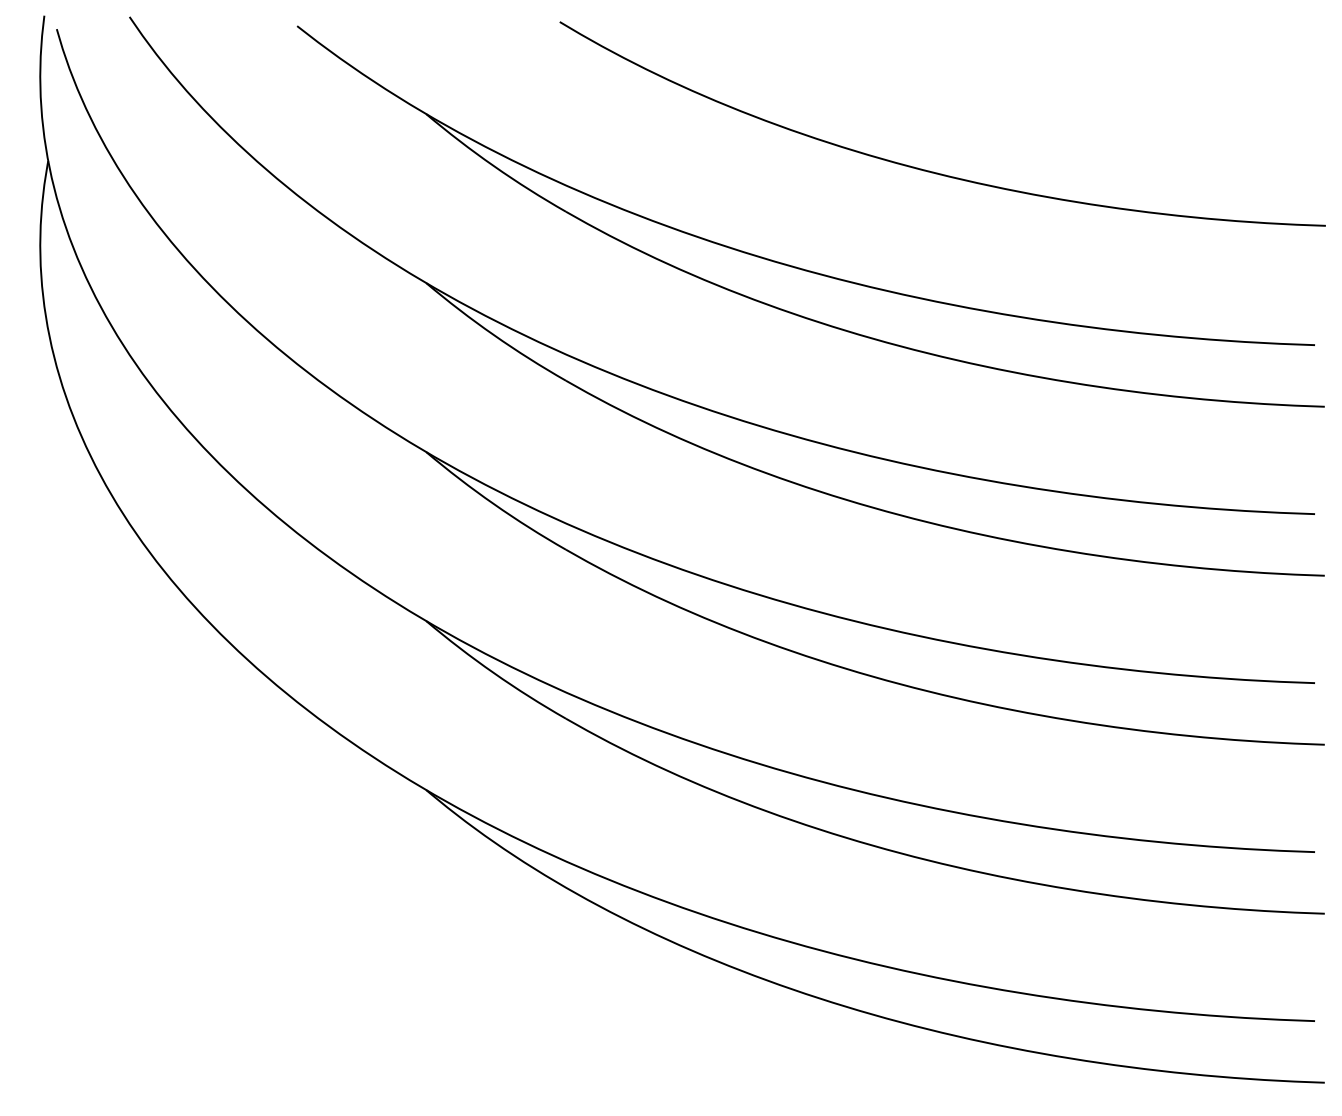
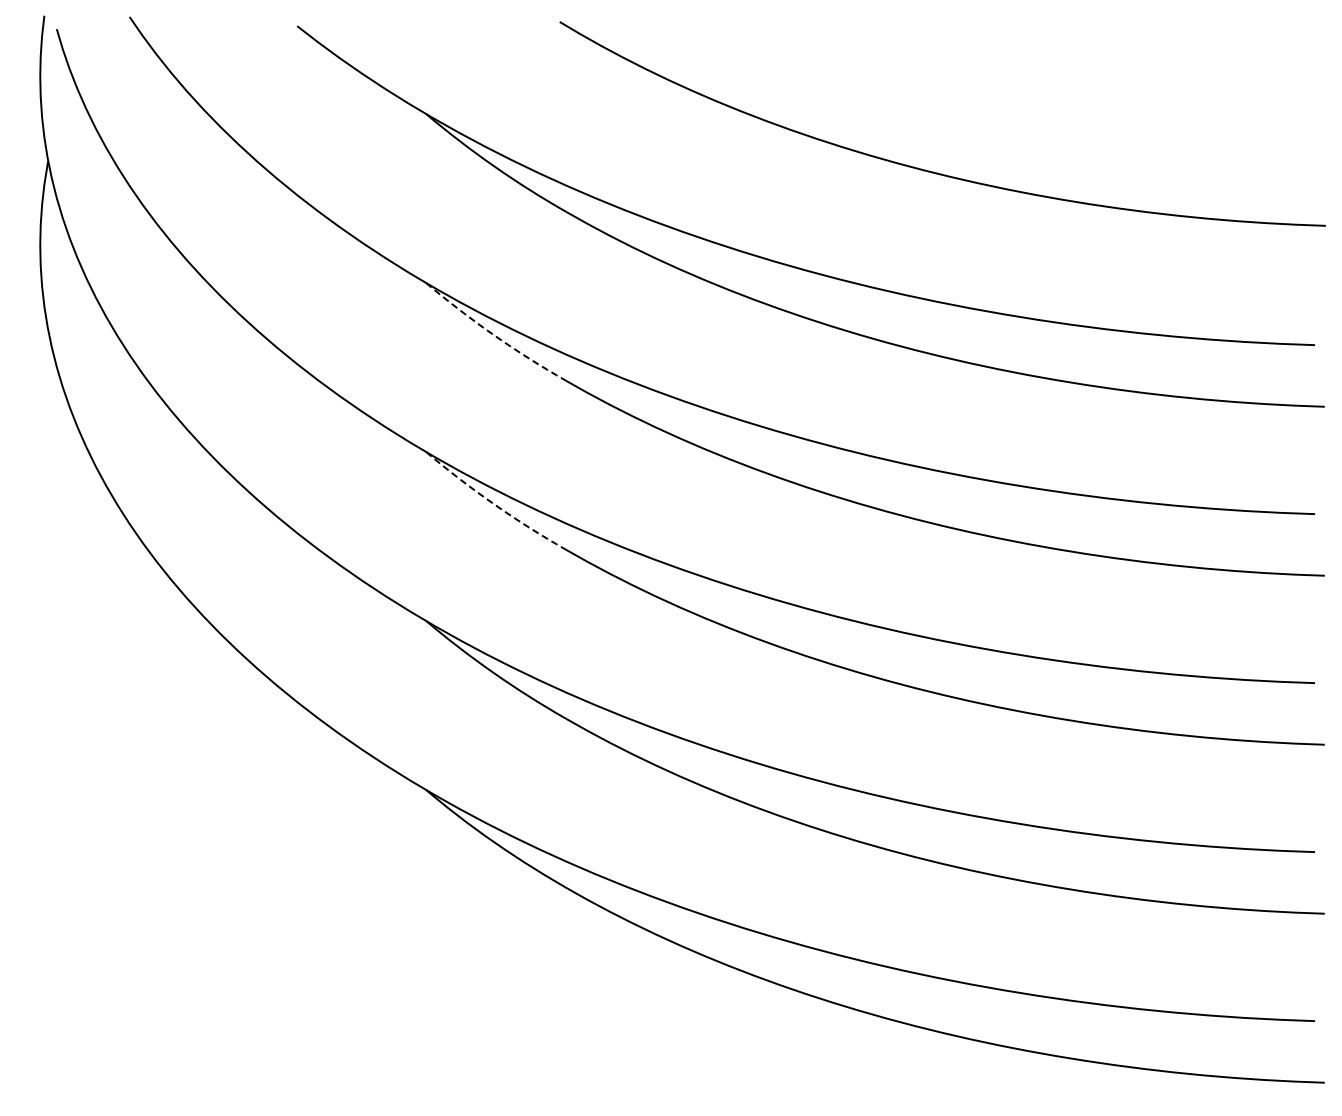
arc: solid -> dashed (493, 335)
arc: solid -> dashed (493, 504)
